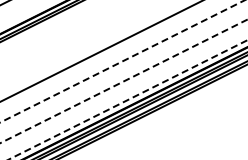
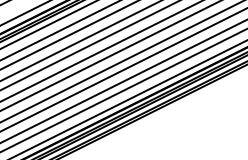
line: none -> present (24, 13)
line: none -> present (47, 24)
line: none -> present (59, 30)
line: none -> present (68, 35)
line: none -> present (80, 41)
line: none -> present (89, 45)
line: none -> present (109, 56)
line: dashed -> solid (122, 61)
line: none -> present (123, 69)
line: dashed -> solid (123, 81)
line: none -> present (123, 90)
line: dashed -> solid (127, 100)
